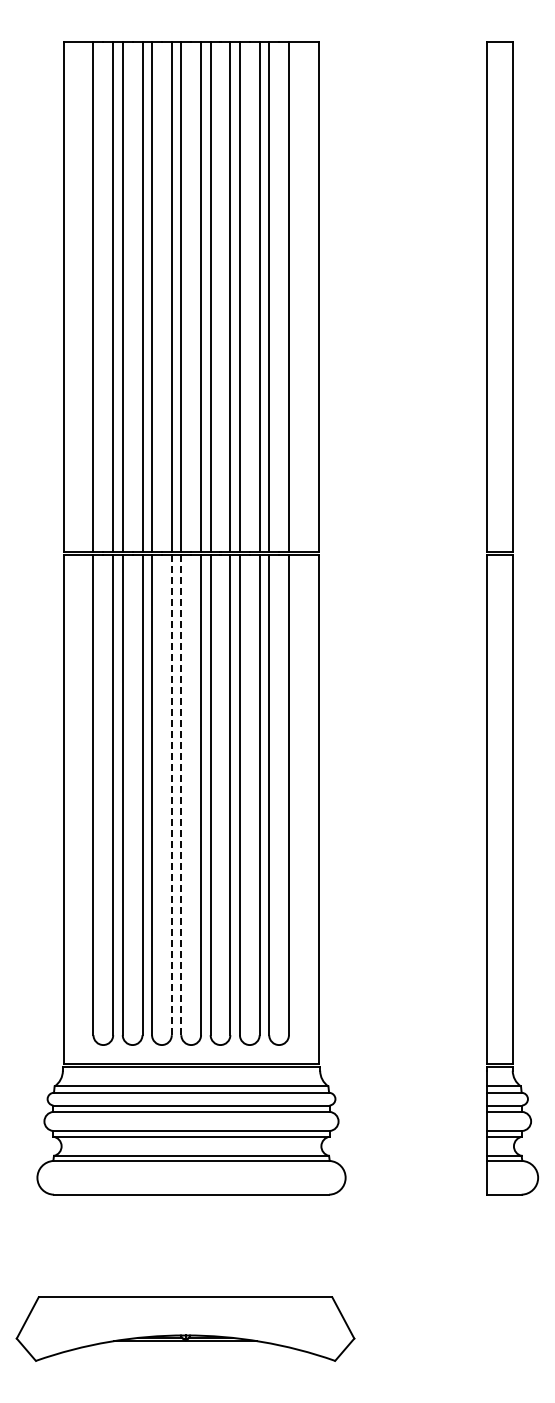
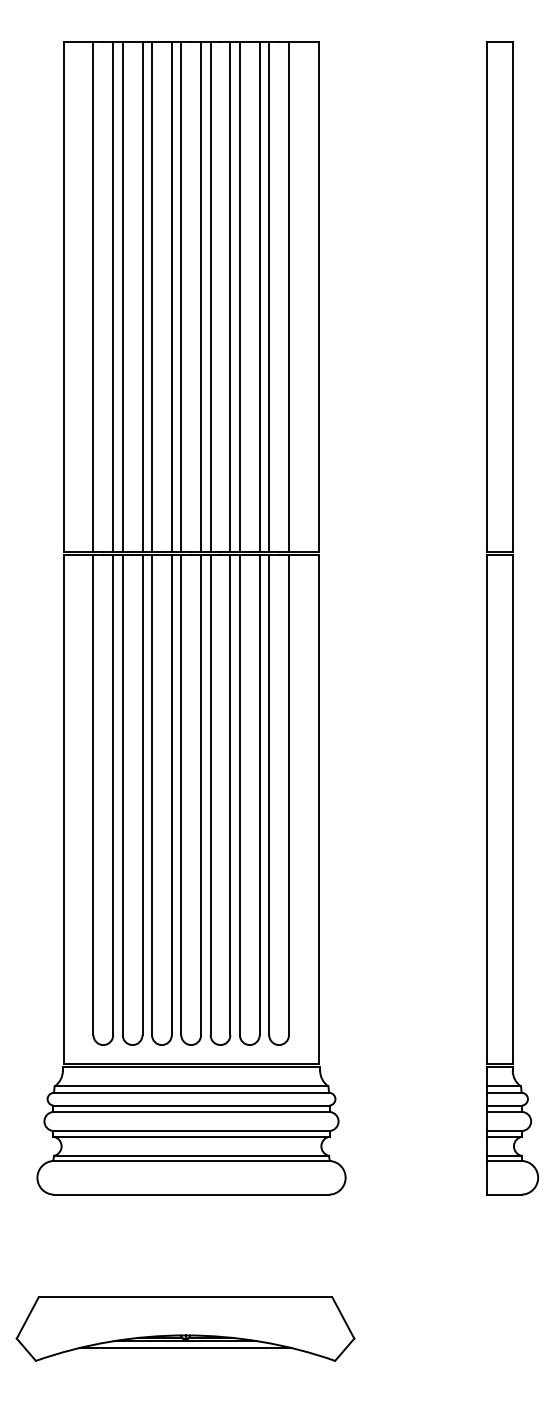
line: dashed -> solid (171, 794)
line: dashed -> solid (181, 795)
line: none -> present (185, 1348)
